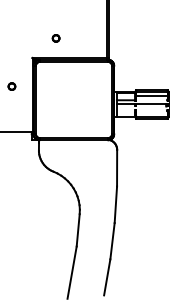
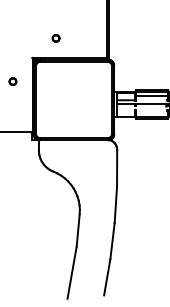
part position: (11, 86) -> (12, 81) (12, 81)
